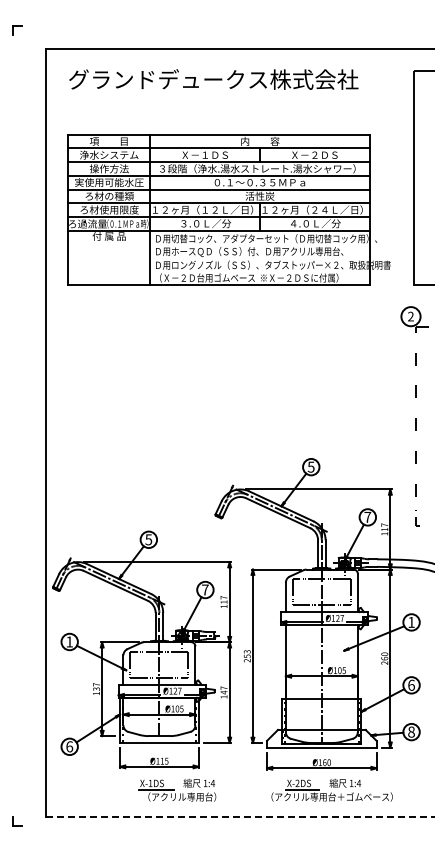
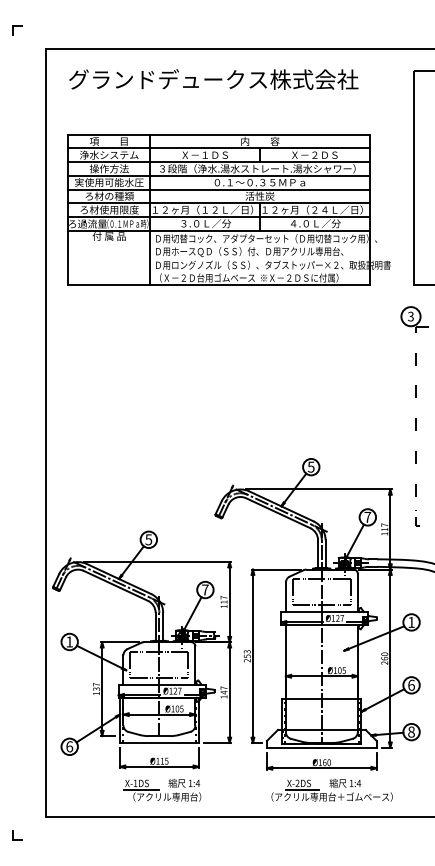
text: 2 -> 3 (410, 317)
part position: (177, 789) -> (162, 789) (162, 789)
line: dashed -> solid (240, 816)
part position: (17, 821) -> (17, 835) (17, 835)
